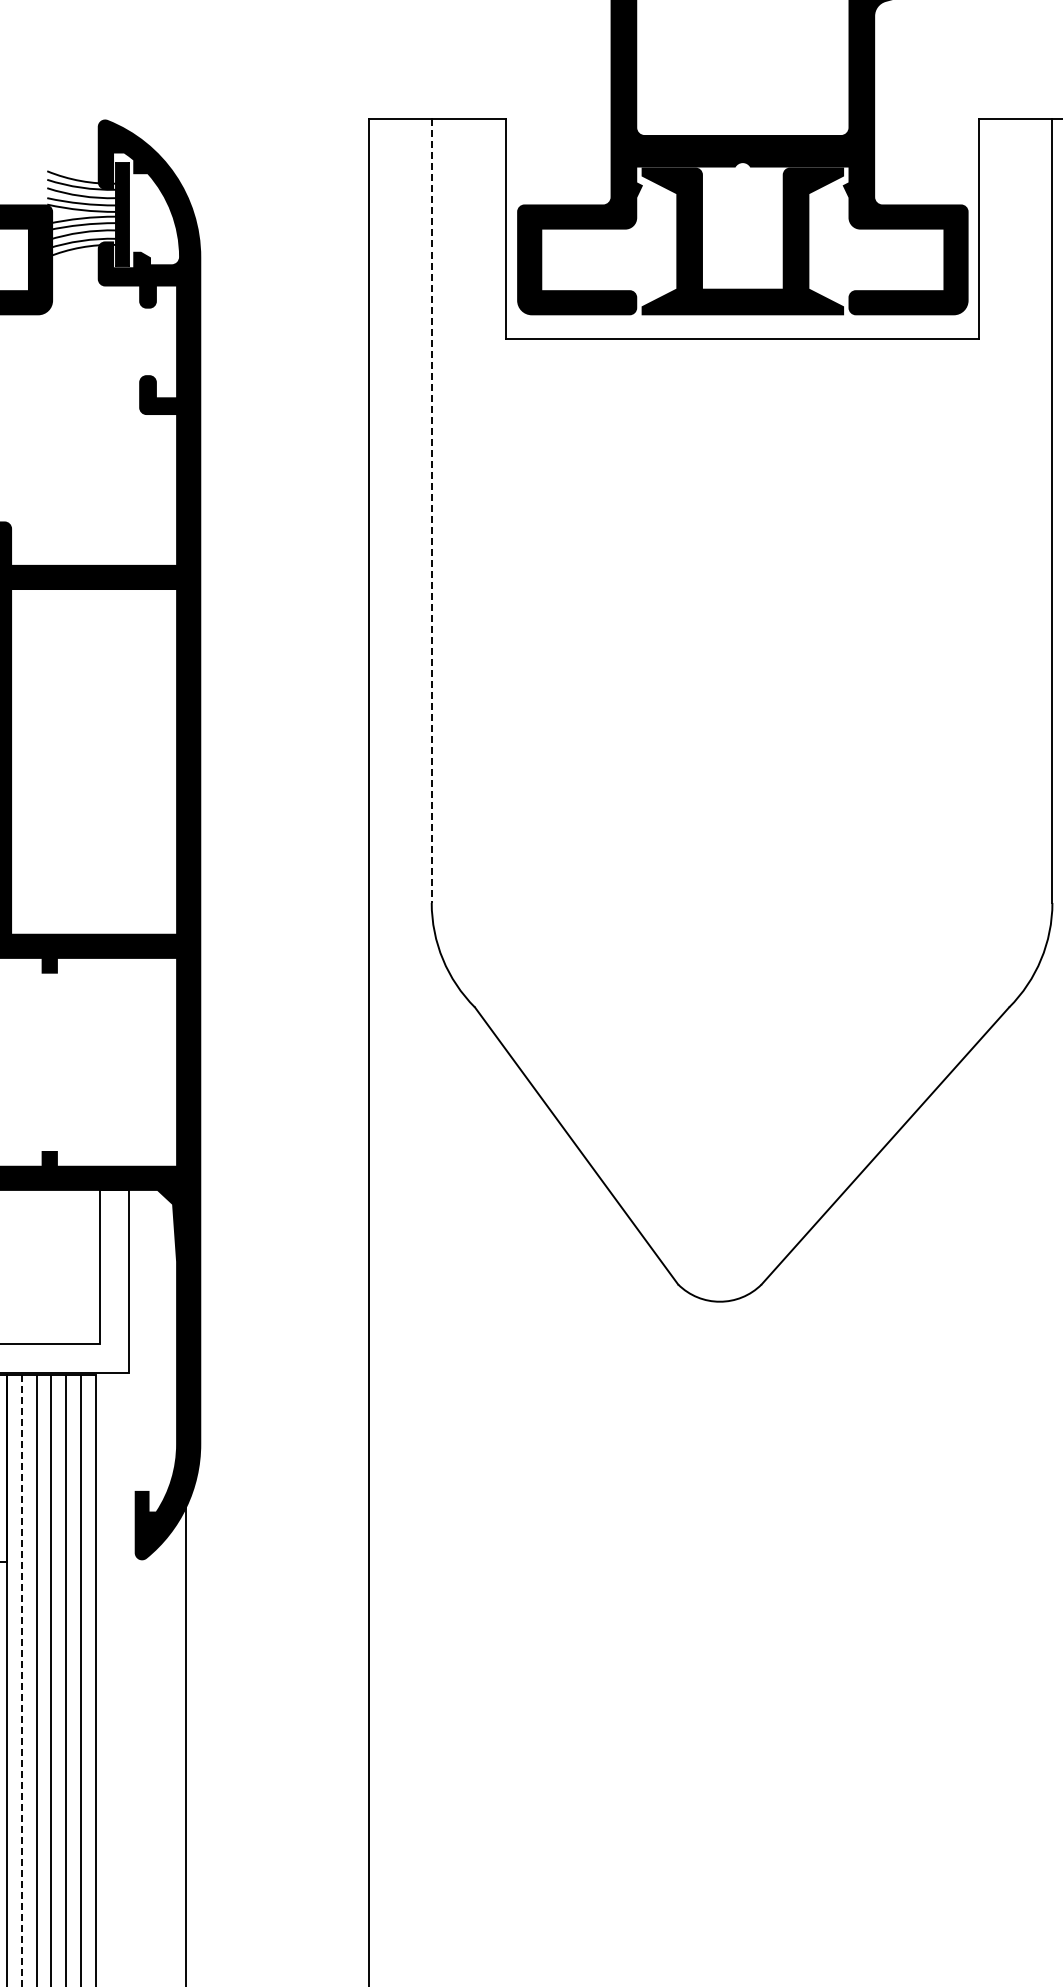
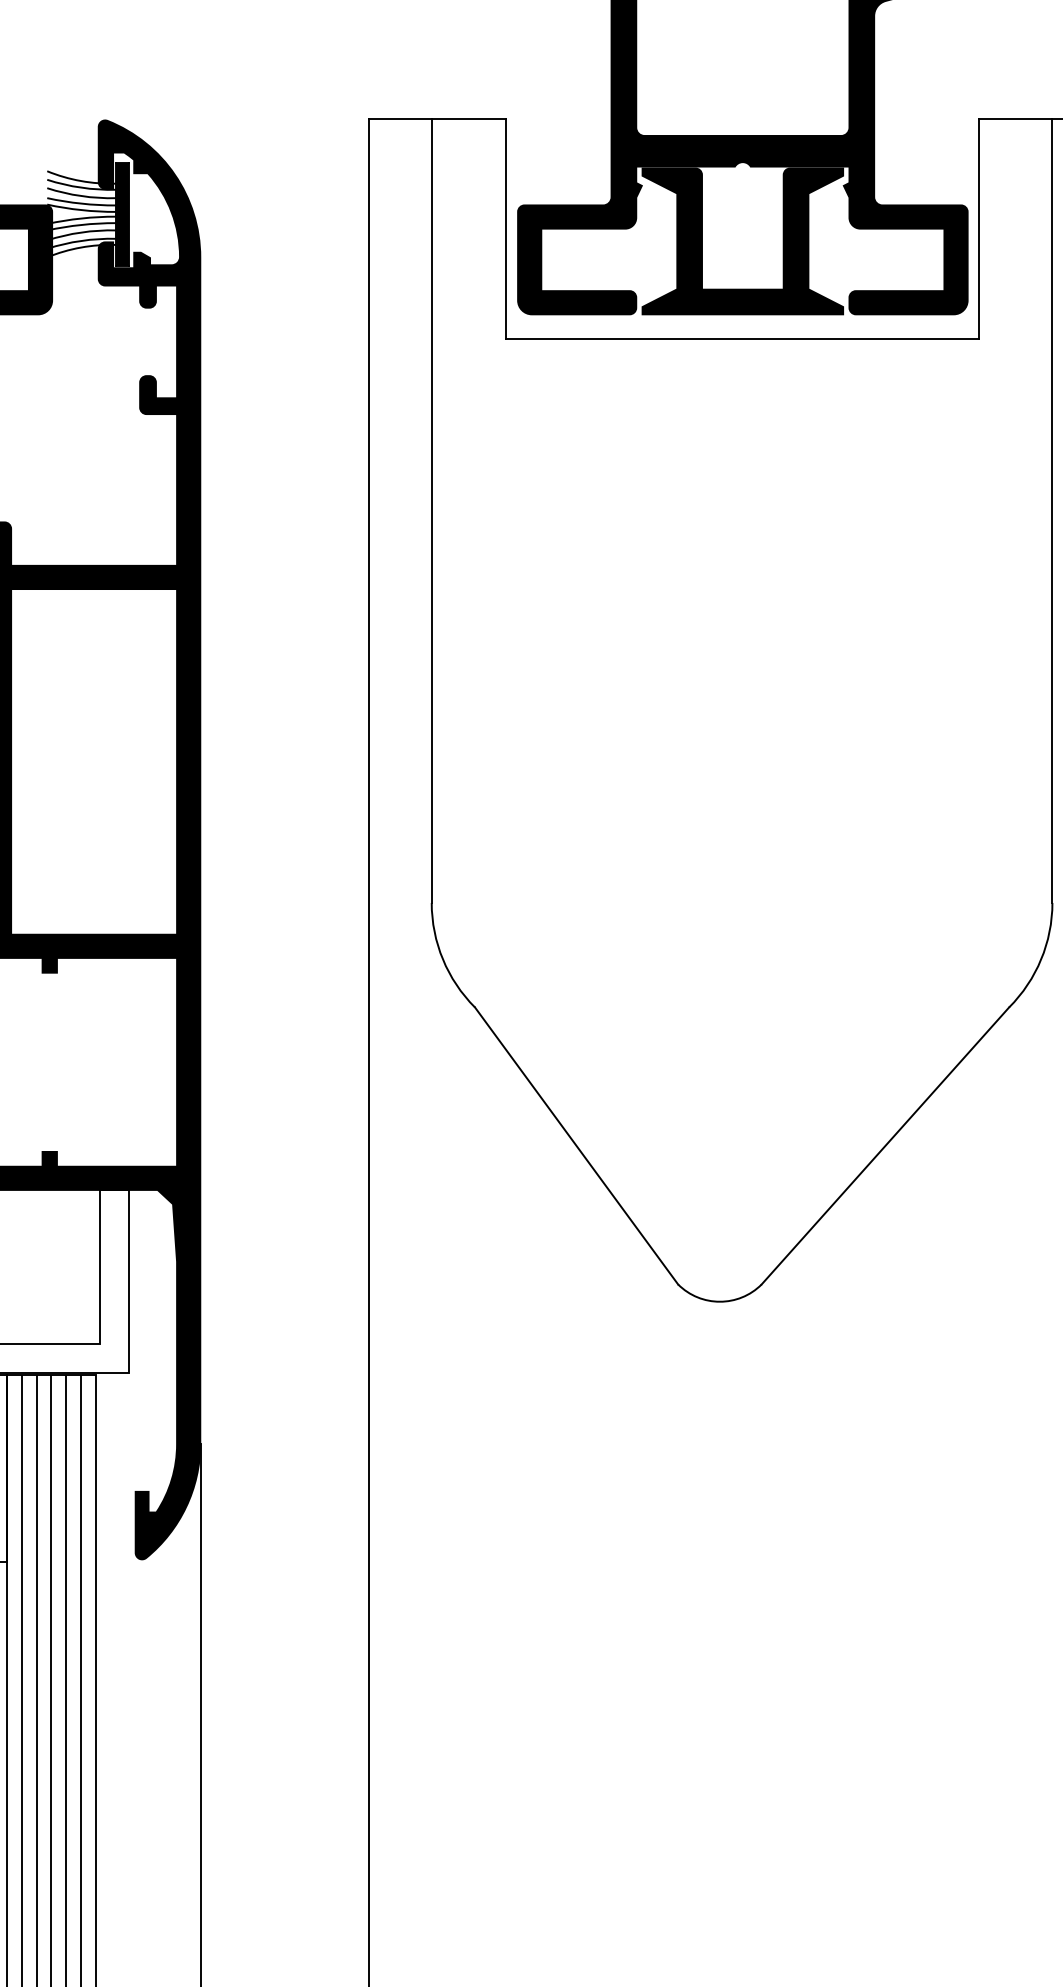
line: dashed -> solid (431, 511)
line: dashed -> solid (21, 1680)
line position: (186, 1713) -> (201, 1713) (201, 1713)
